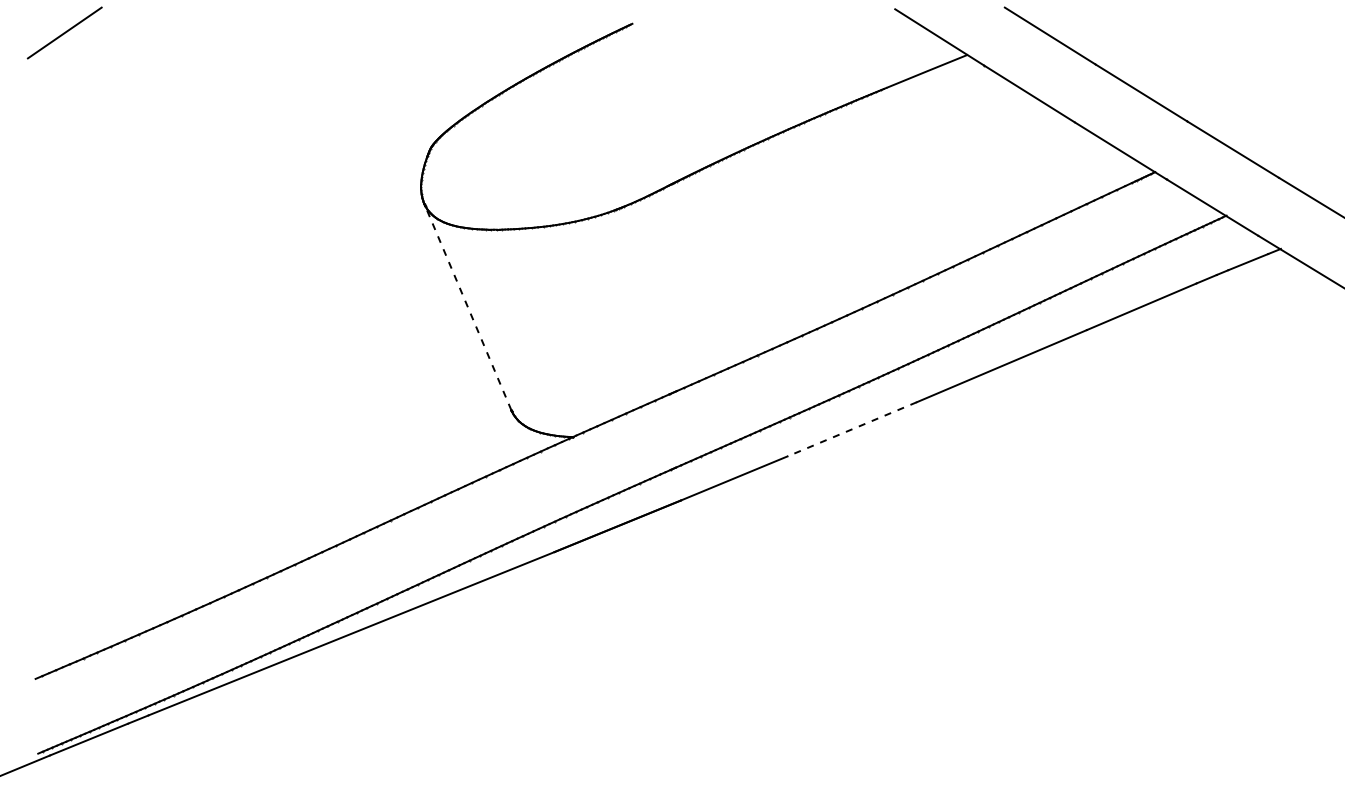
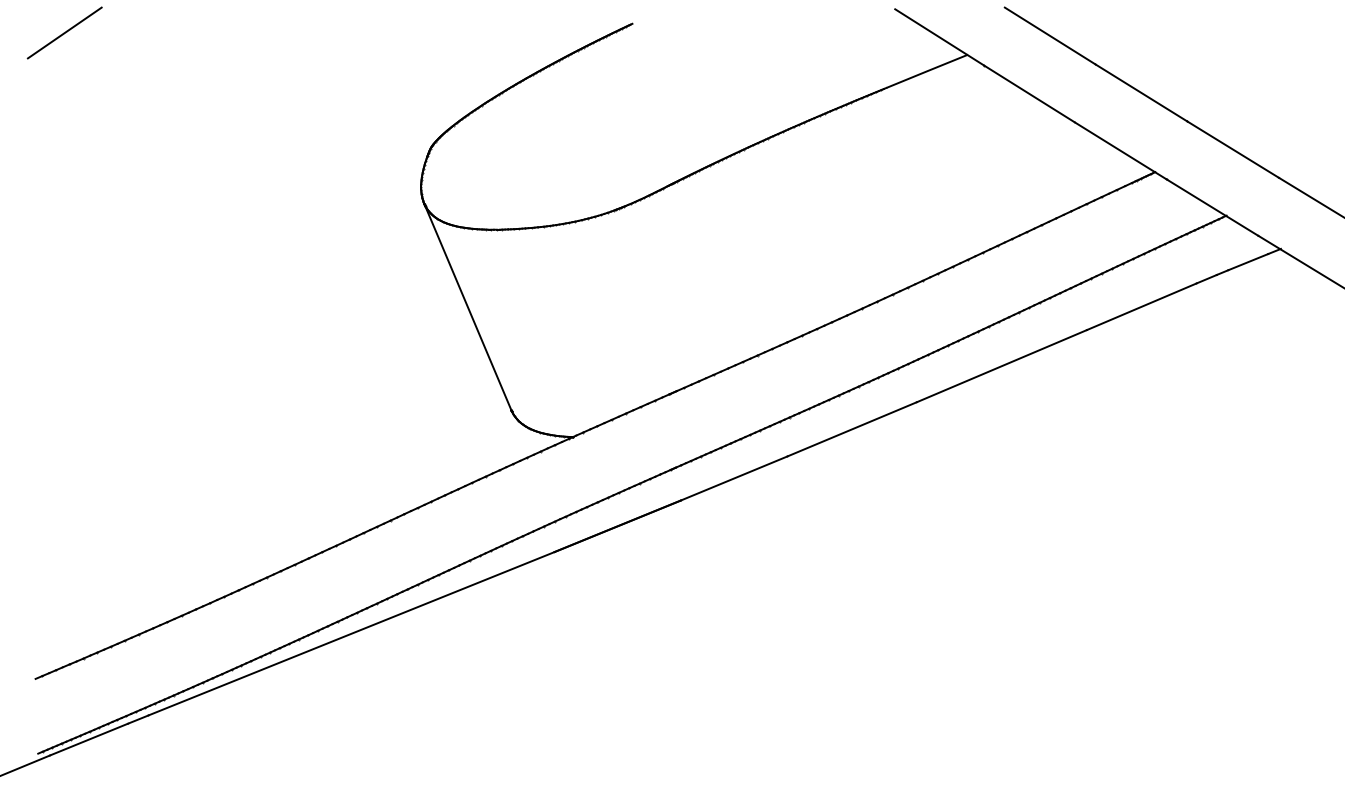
line: dashed -> solid (467, 306)
line: dashed -> solid (851, 429)
